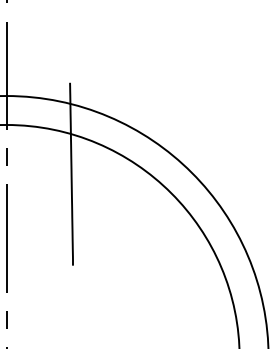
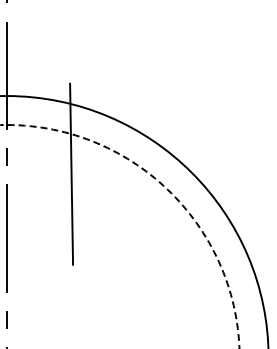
circle: solid -> dashed (119, 236)
